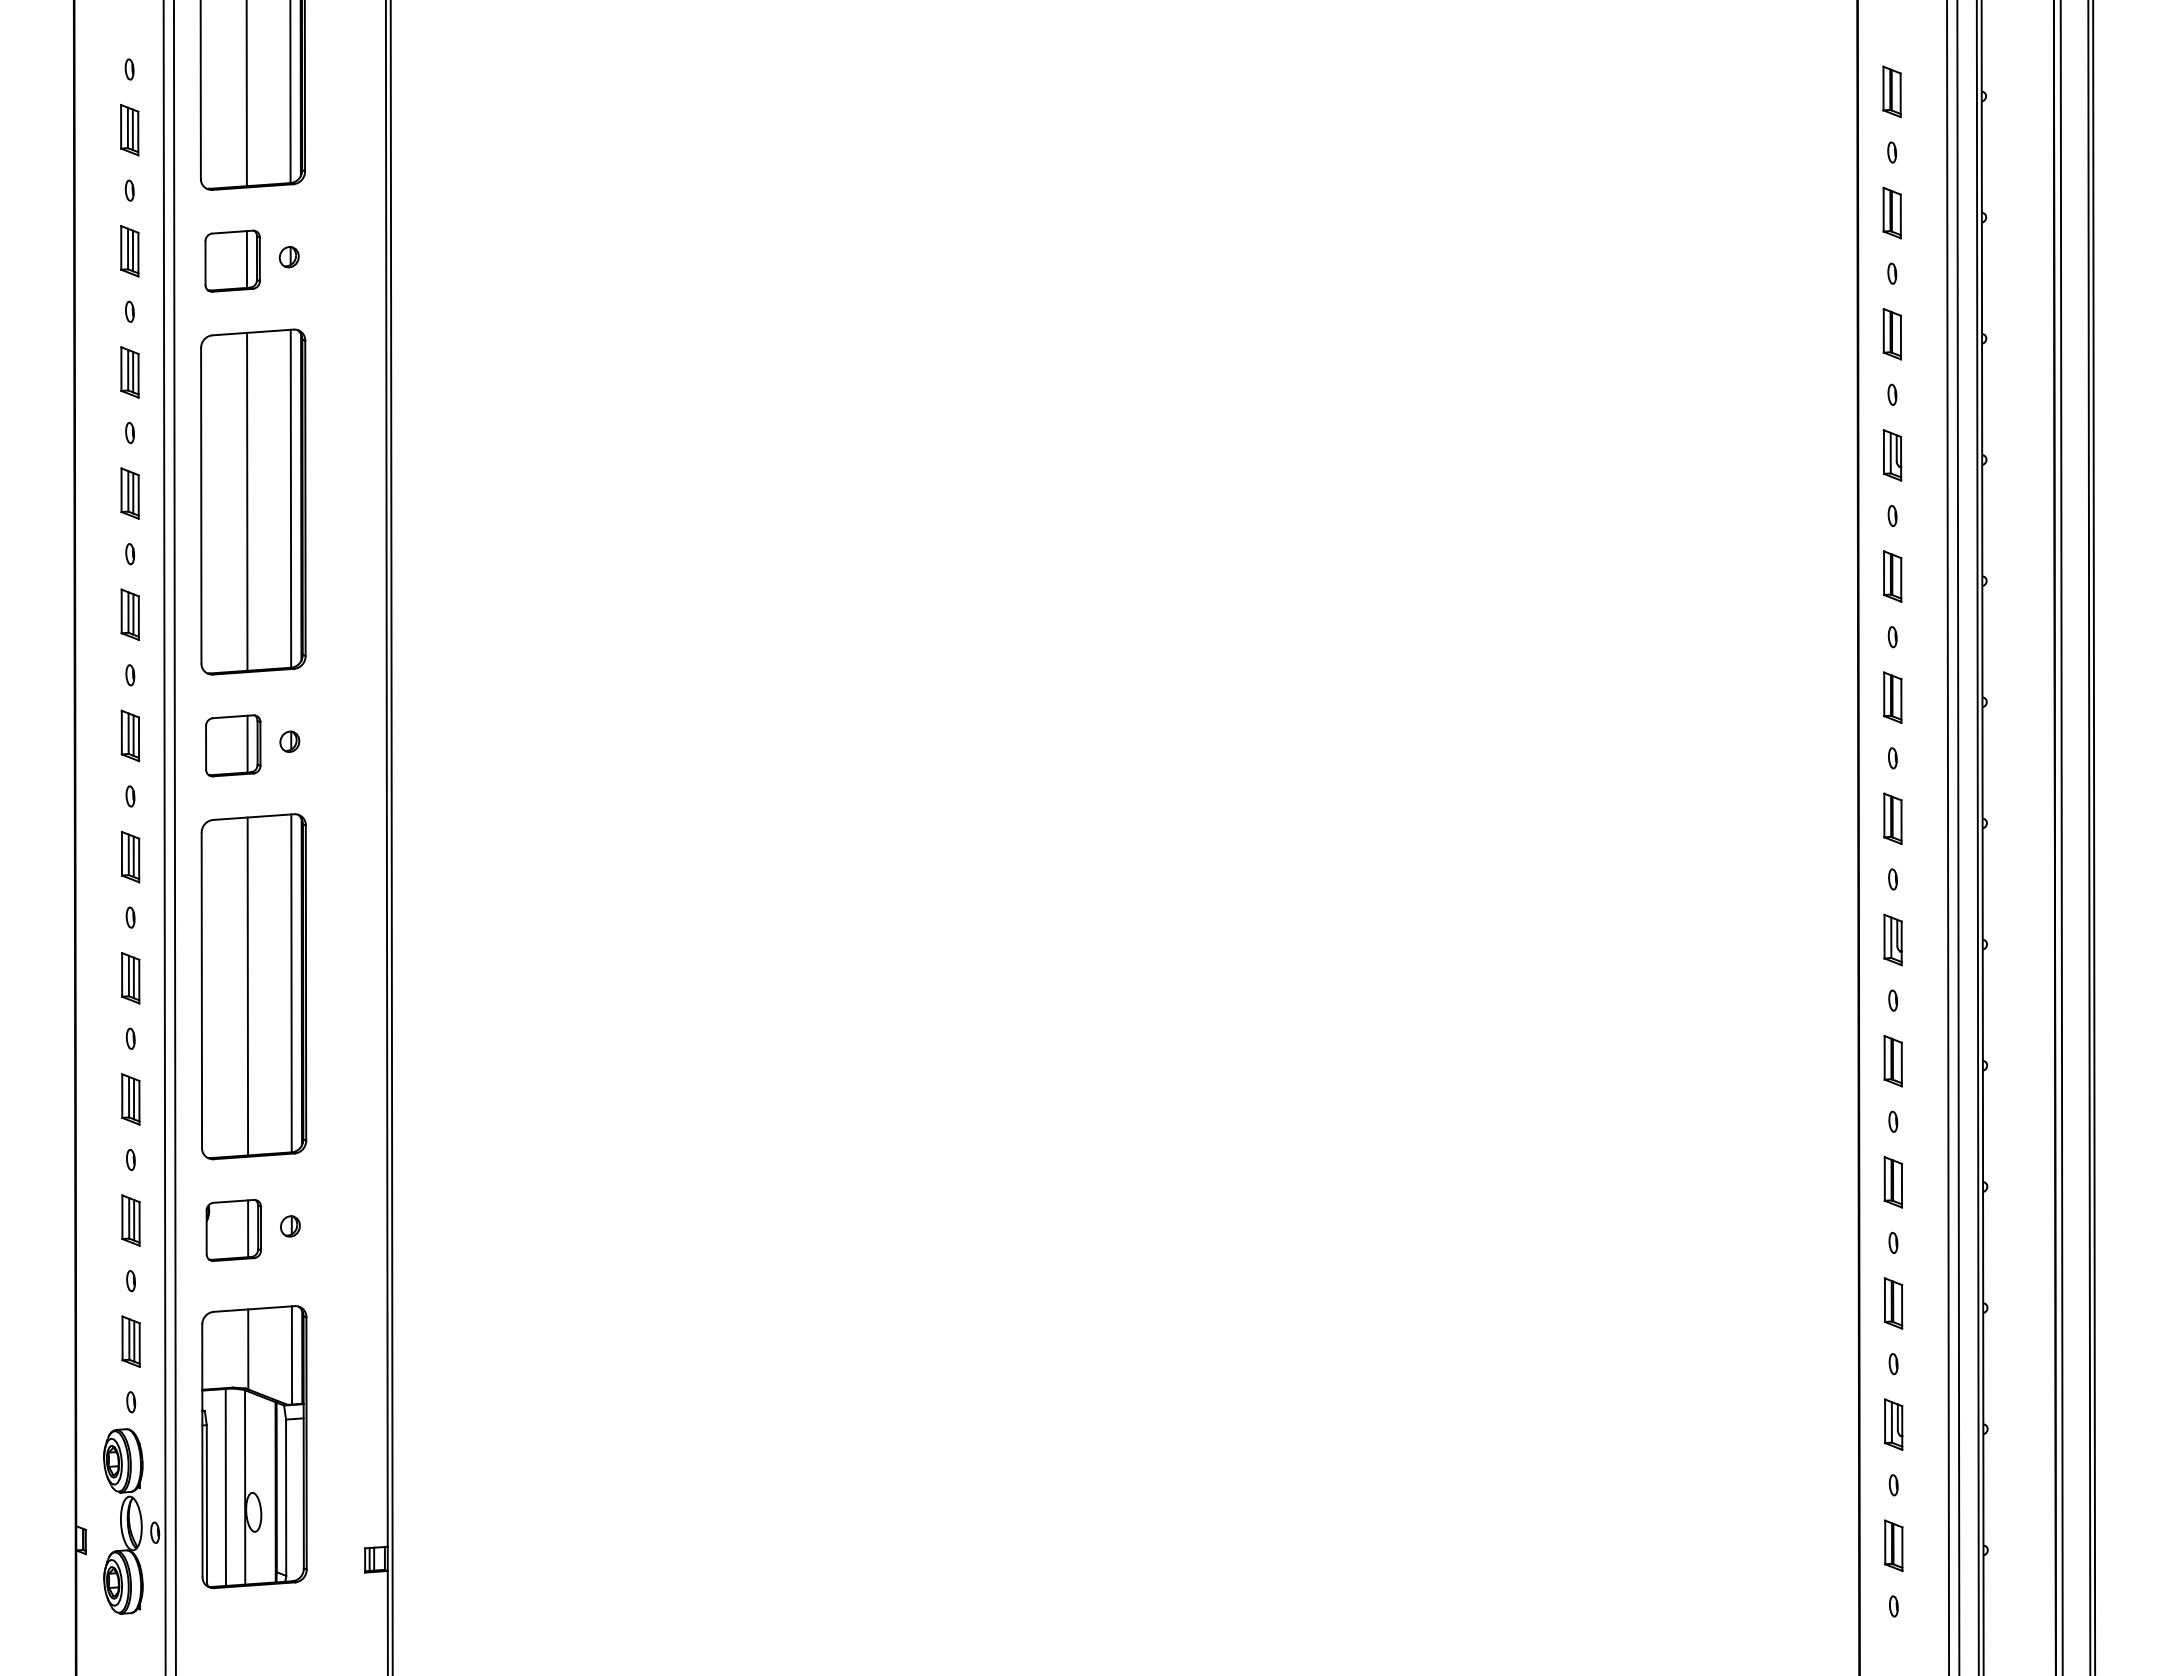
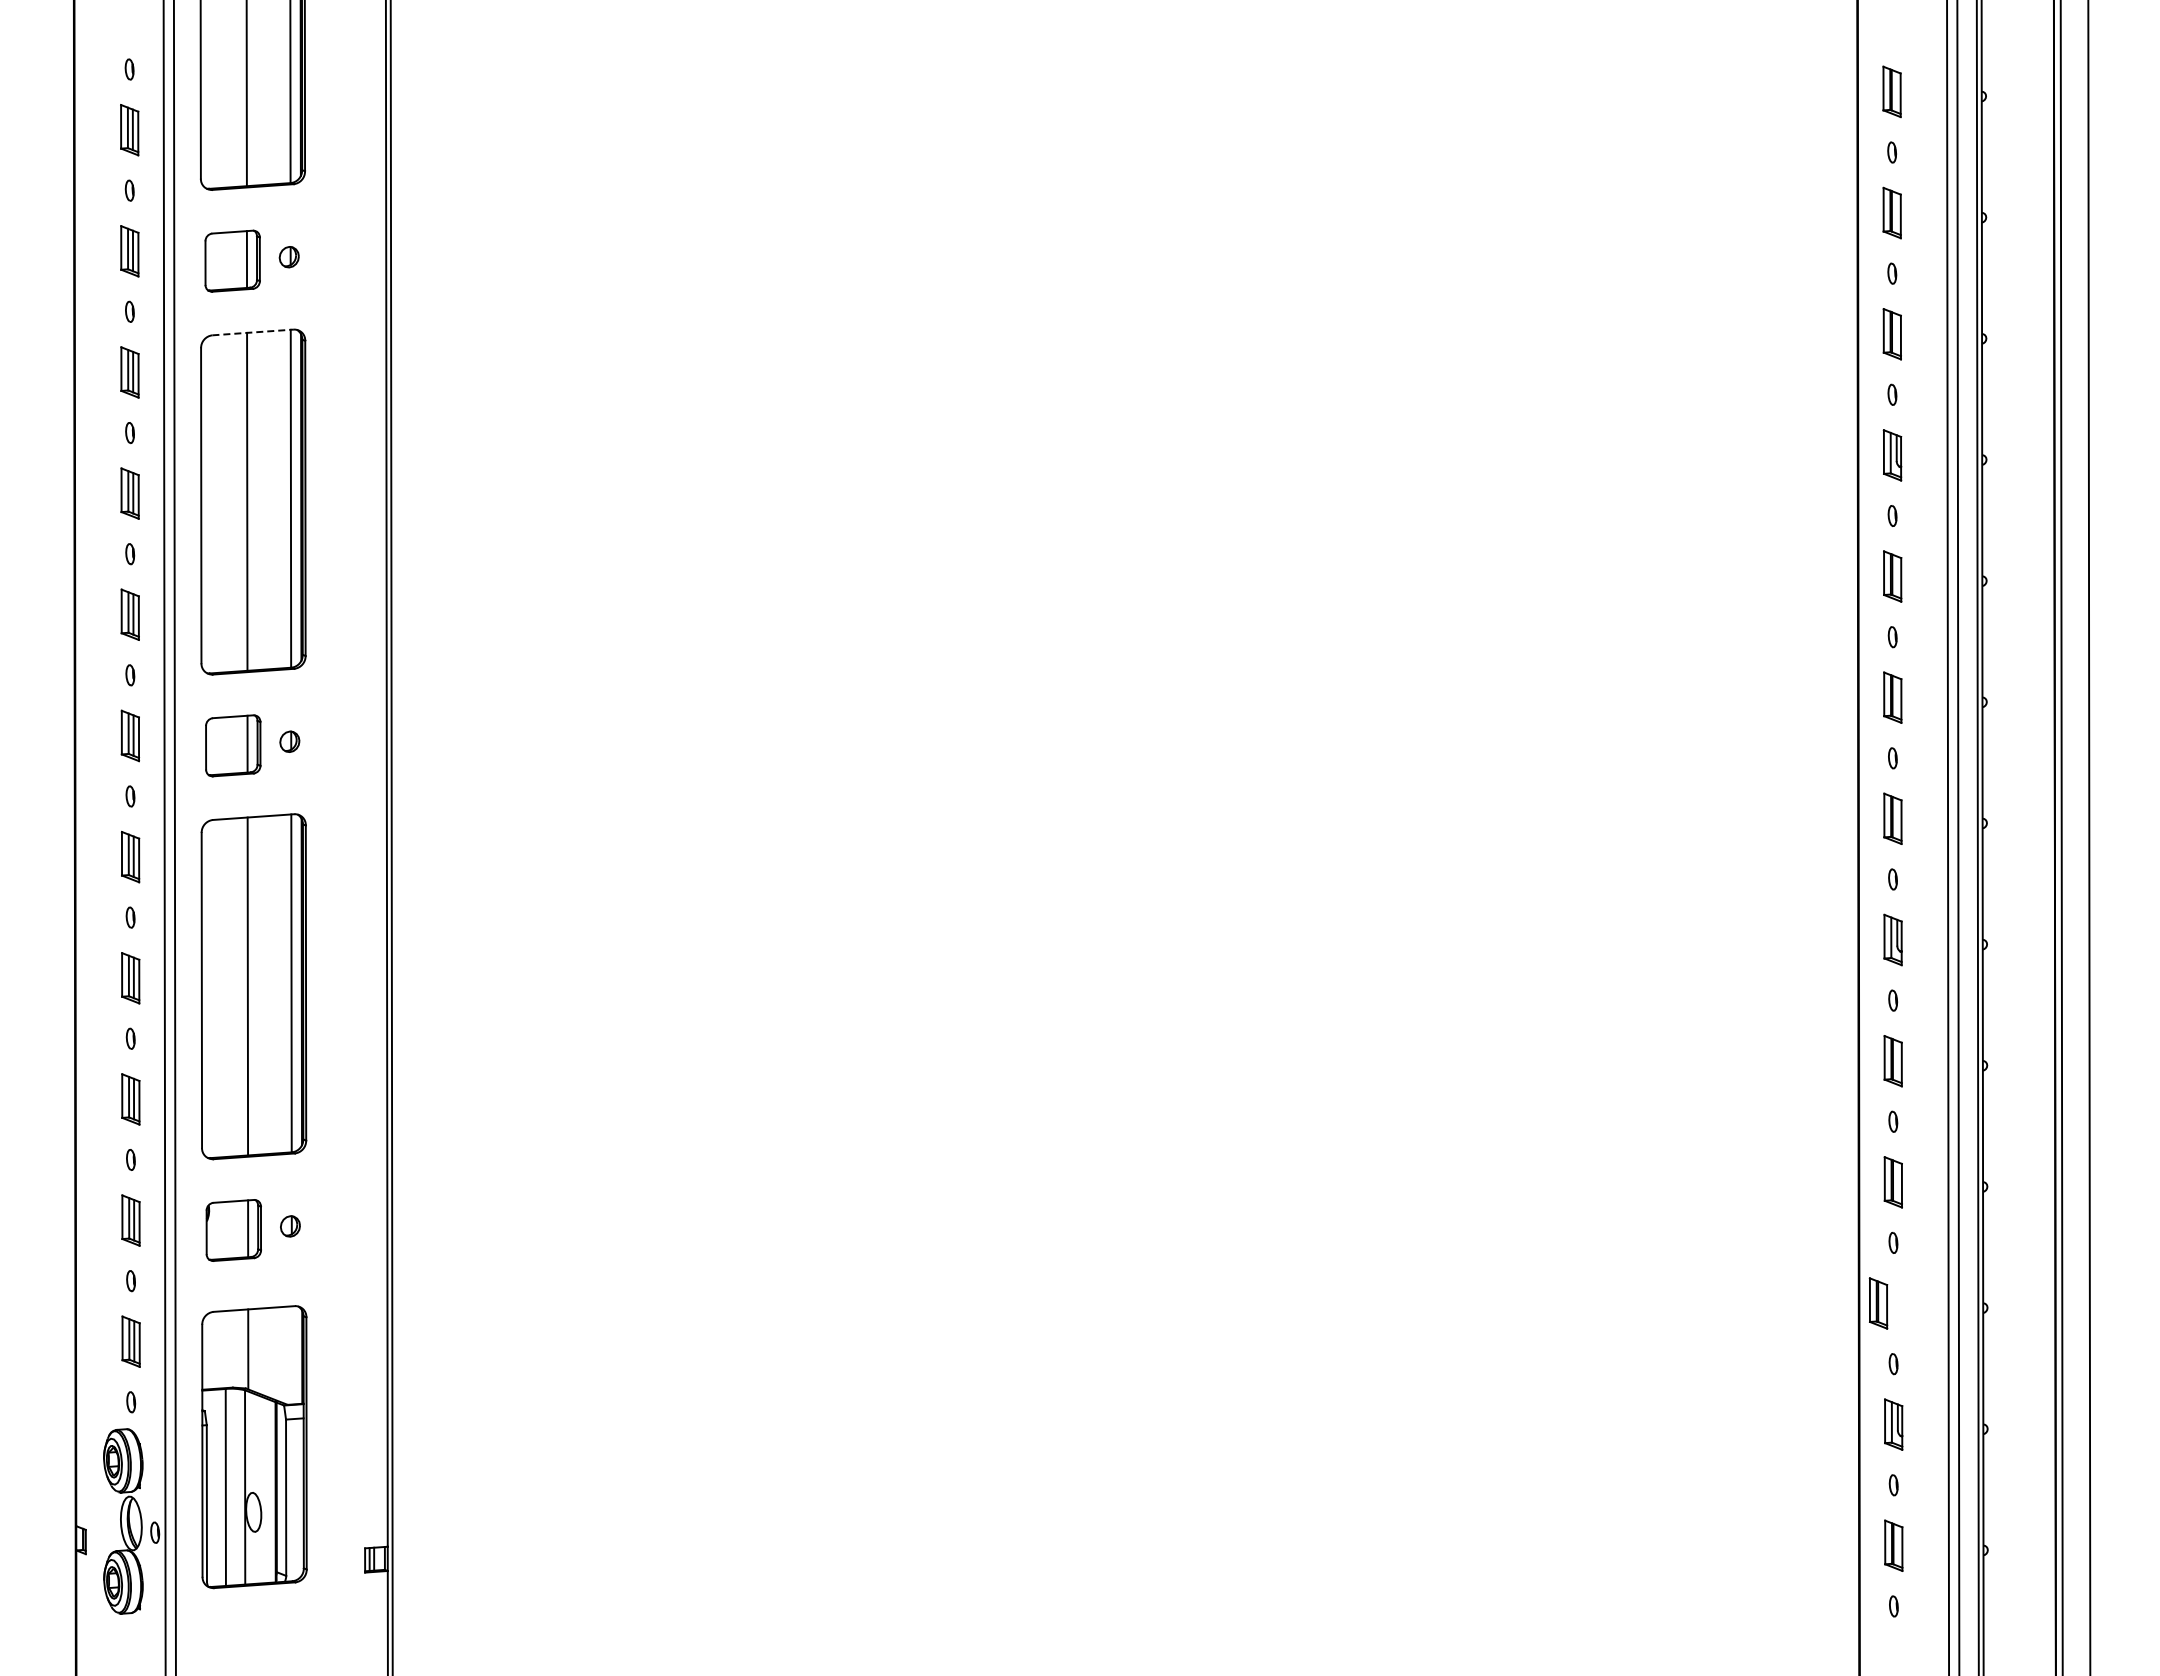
line: solid -> dashed (253, 332)
line: present -> none (2094, 837)
part position: (1893, 1303) -> (1878, 1303) (1878, 1303)
line: present -> none (291, 1355)
